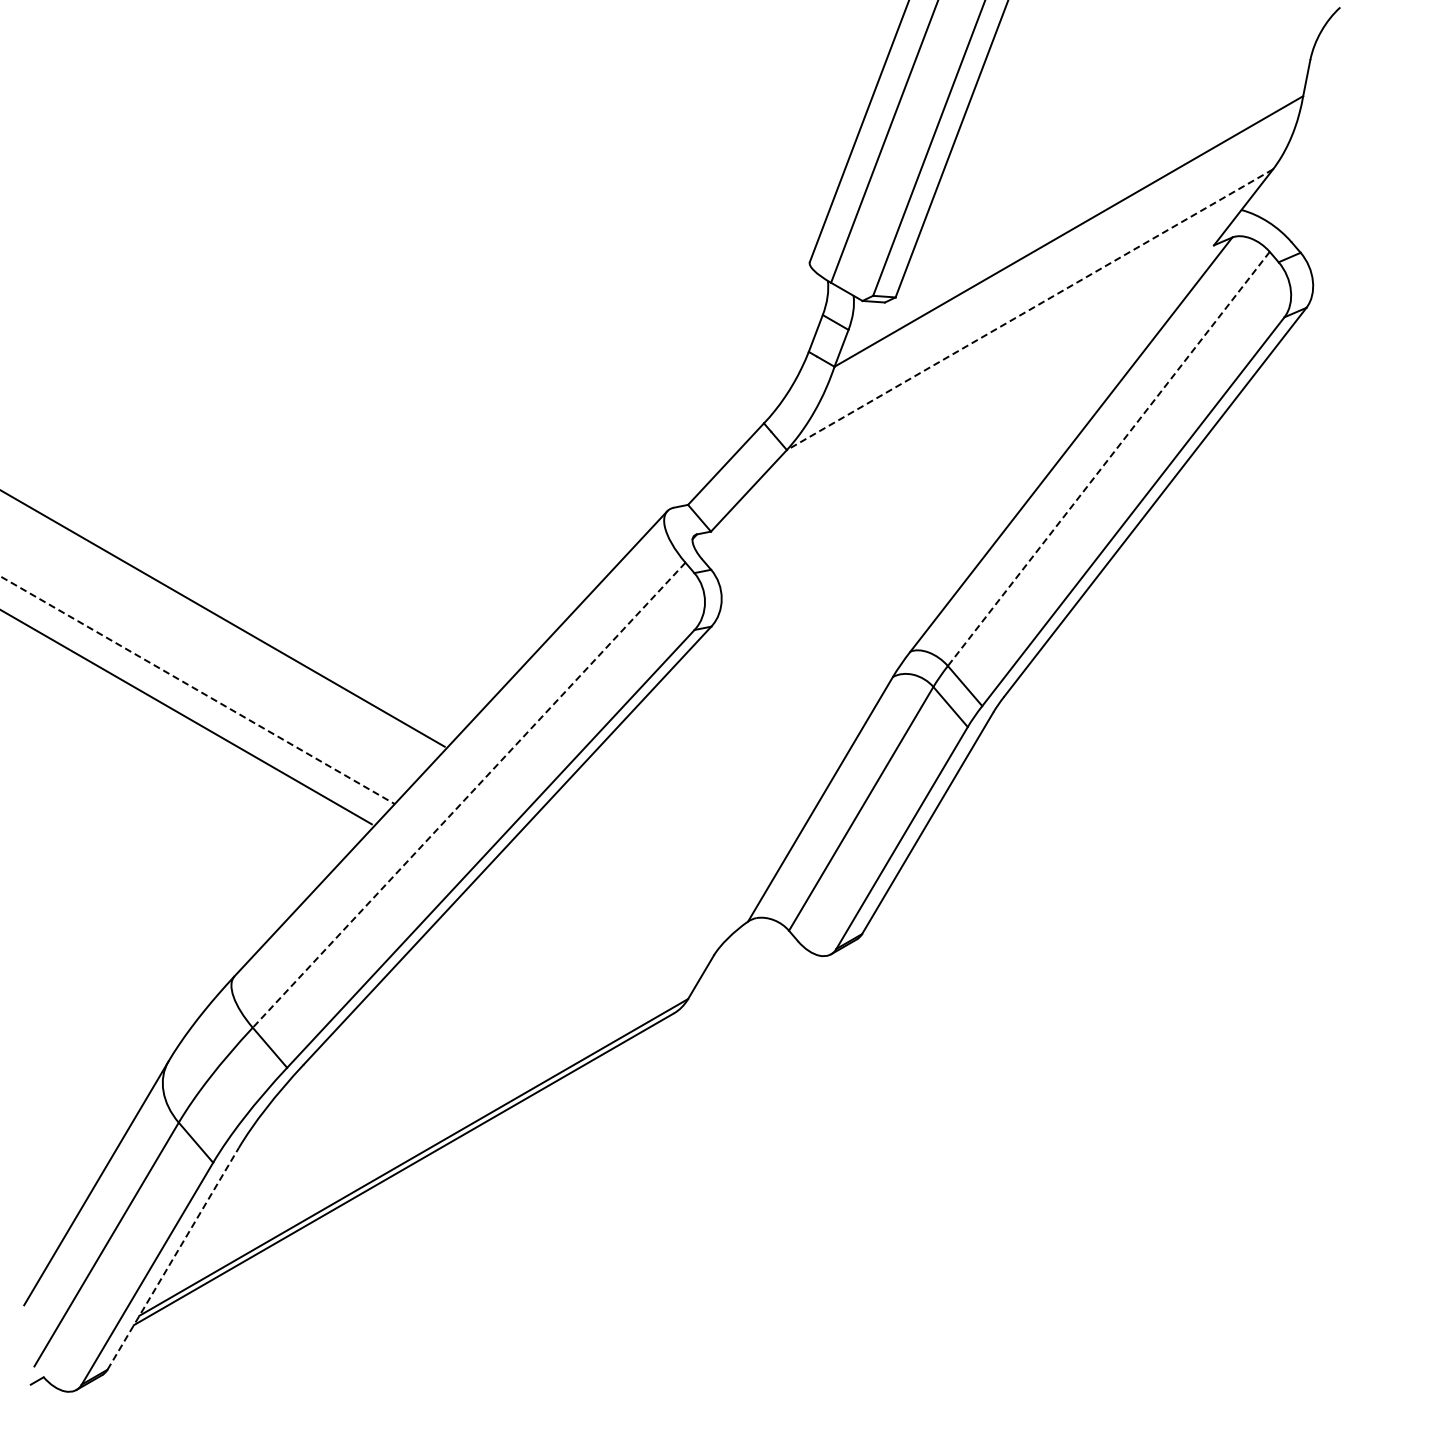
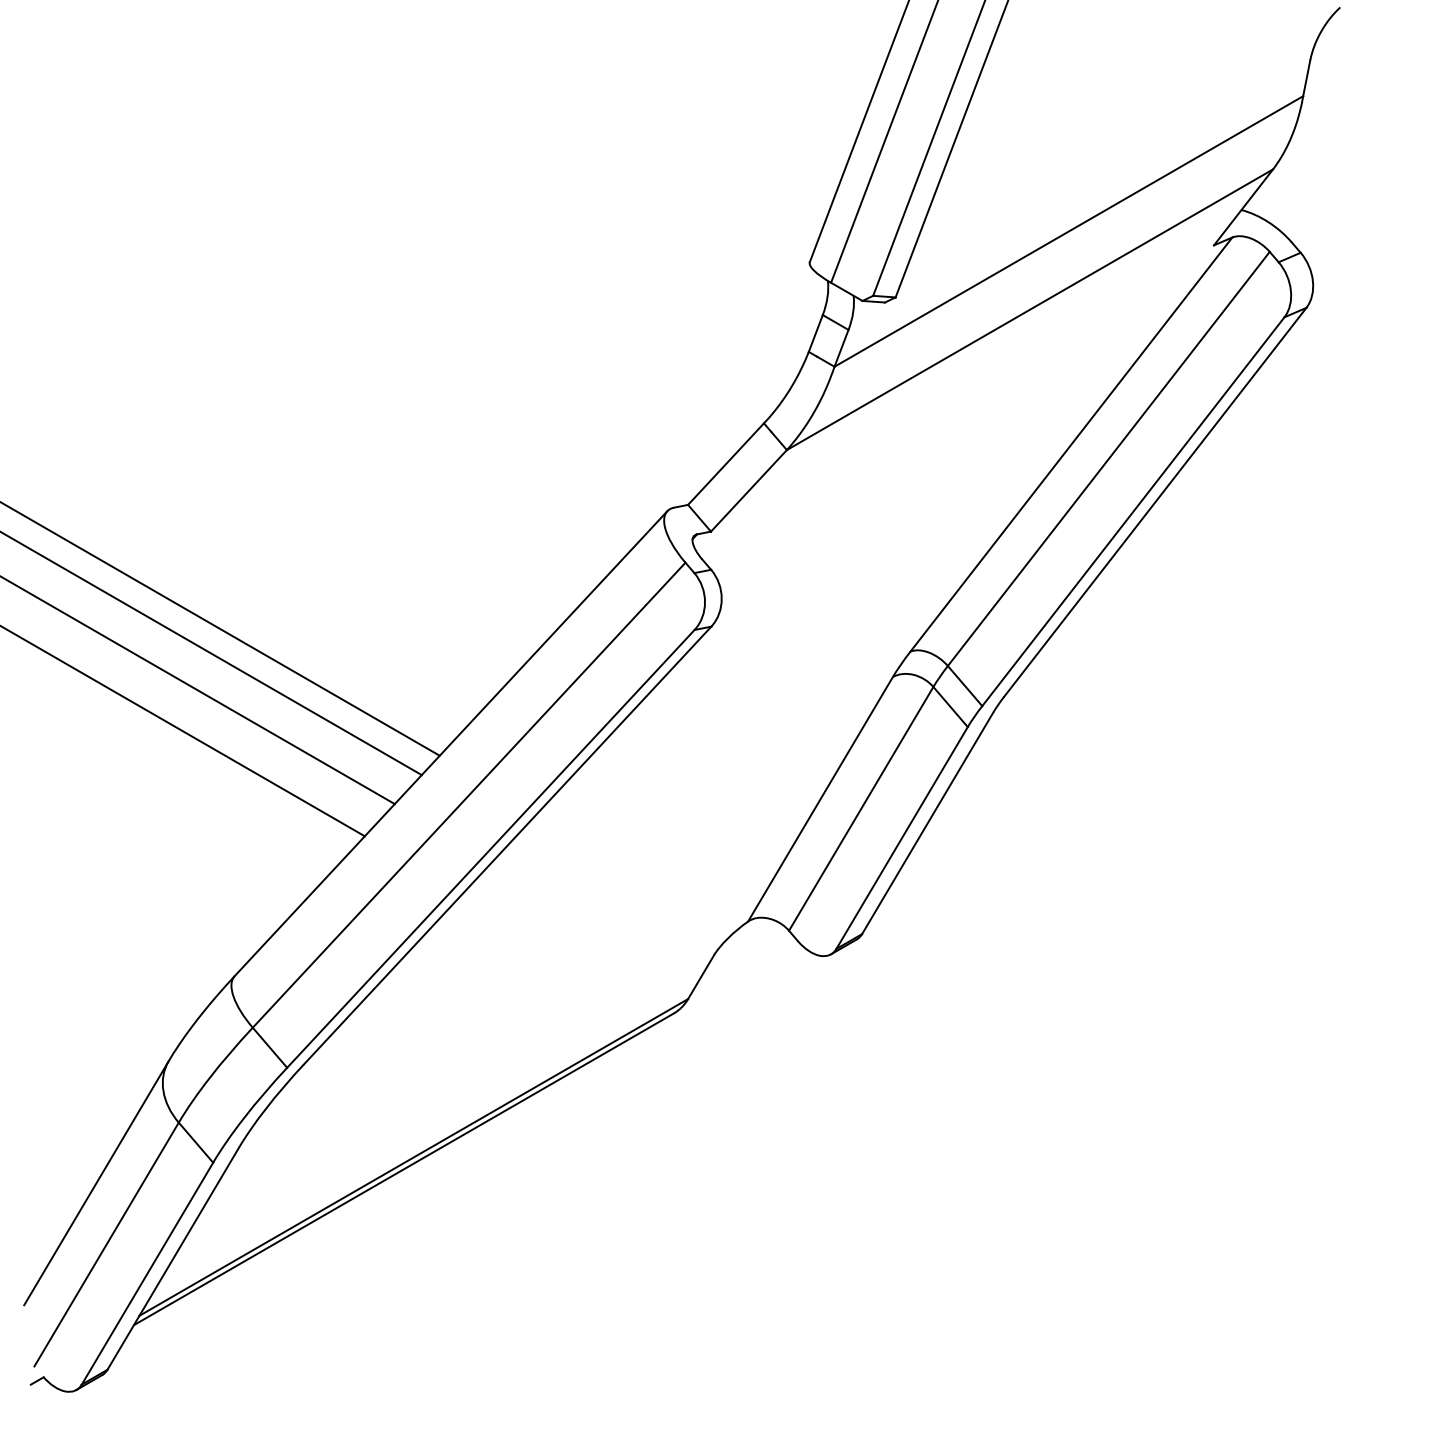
line: dashed -> solid (1029, 309)
line: dashed -> solid (1108, 459)
line position: (223, 618) -> (220, 629) (220, 629)
line: none -> present (211, 654)
line: dashed -> solid (197, 690)
line position: (186, 717) -> (183, 731) (183, 731)
line: dashed -> solid (469, 795)
line: dashed -> solid (173, 1258)
